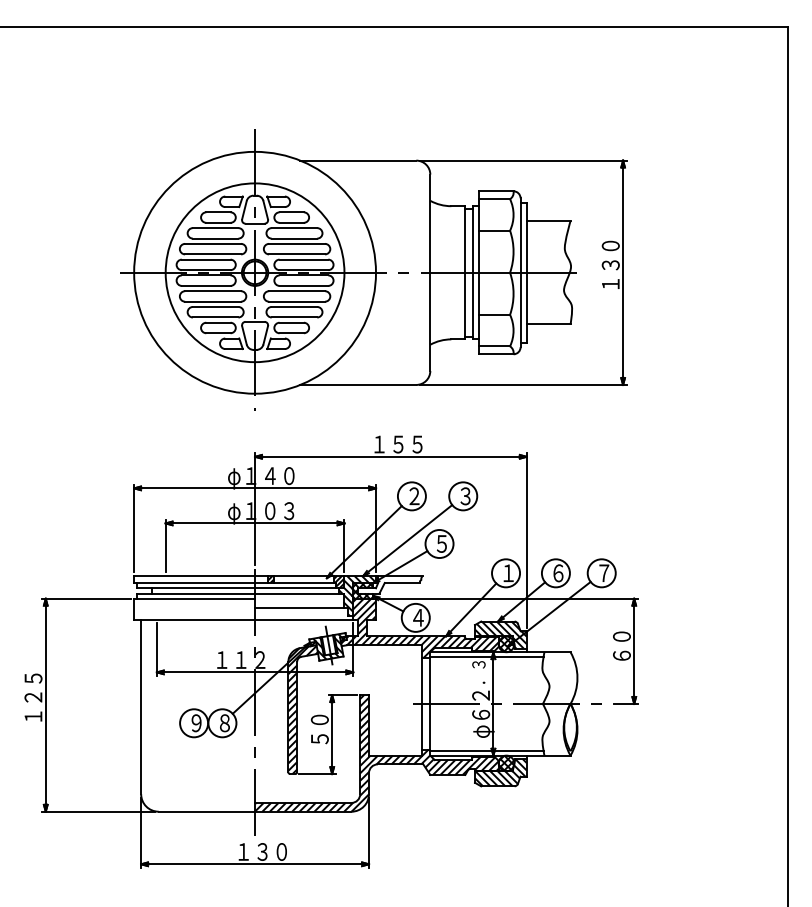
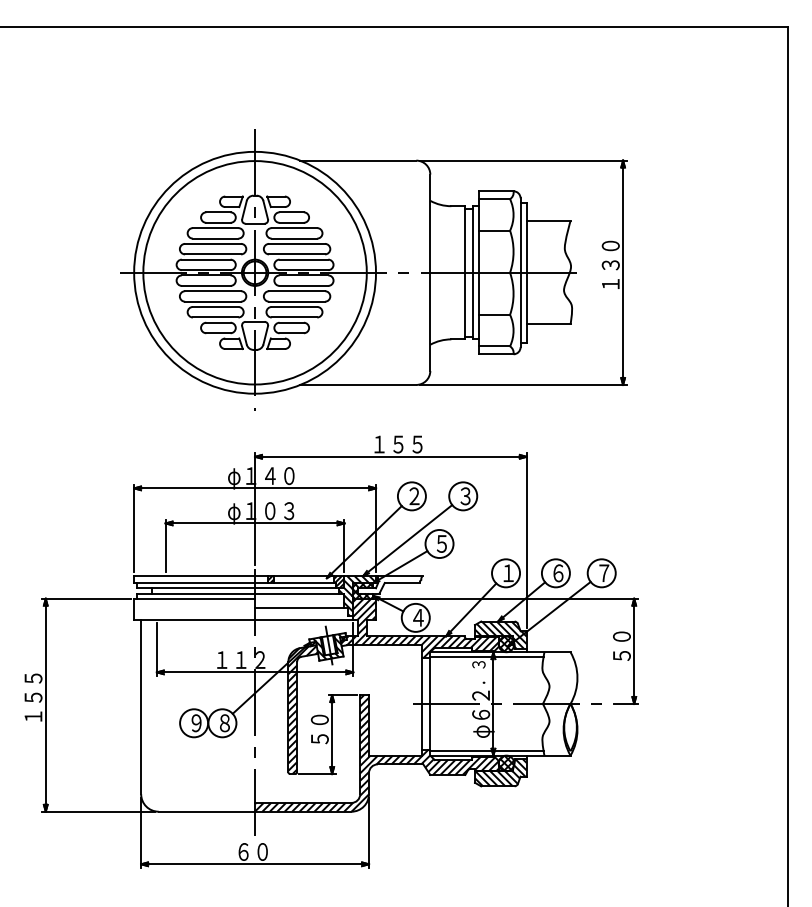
circle diameter: 179 px -> 223 px (254, 272)
text: ６０ -> ５０ (621, 655)
text: １２５ -> １５５ (33, 697)
text: １３０ -> ６０ (262, 851)
